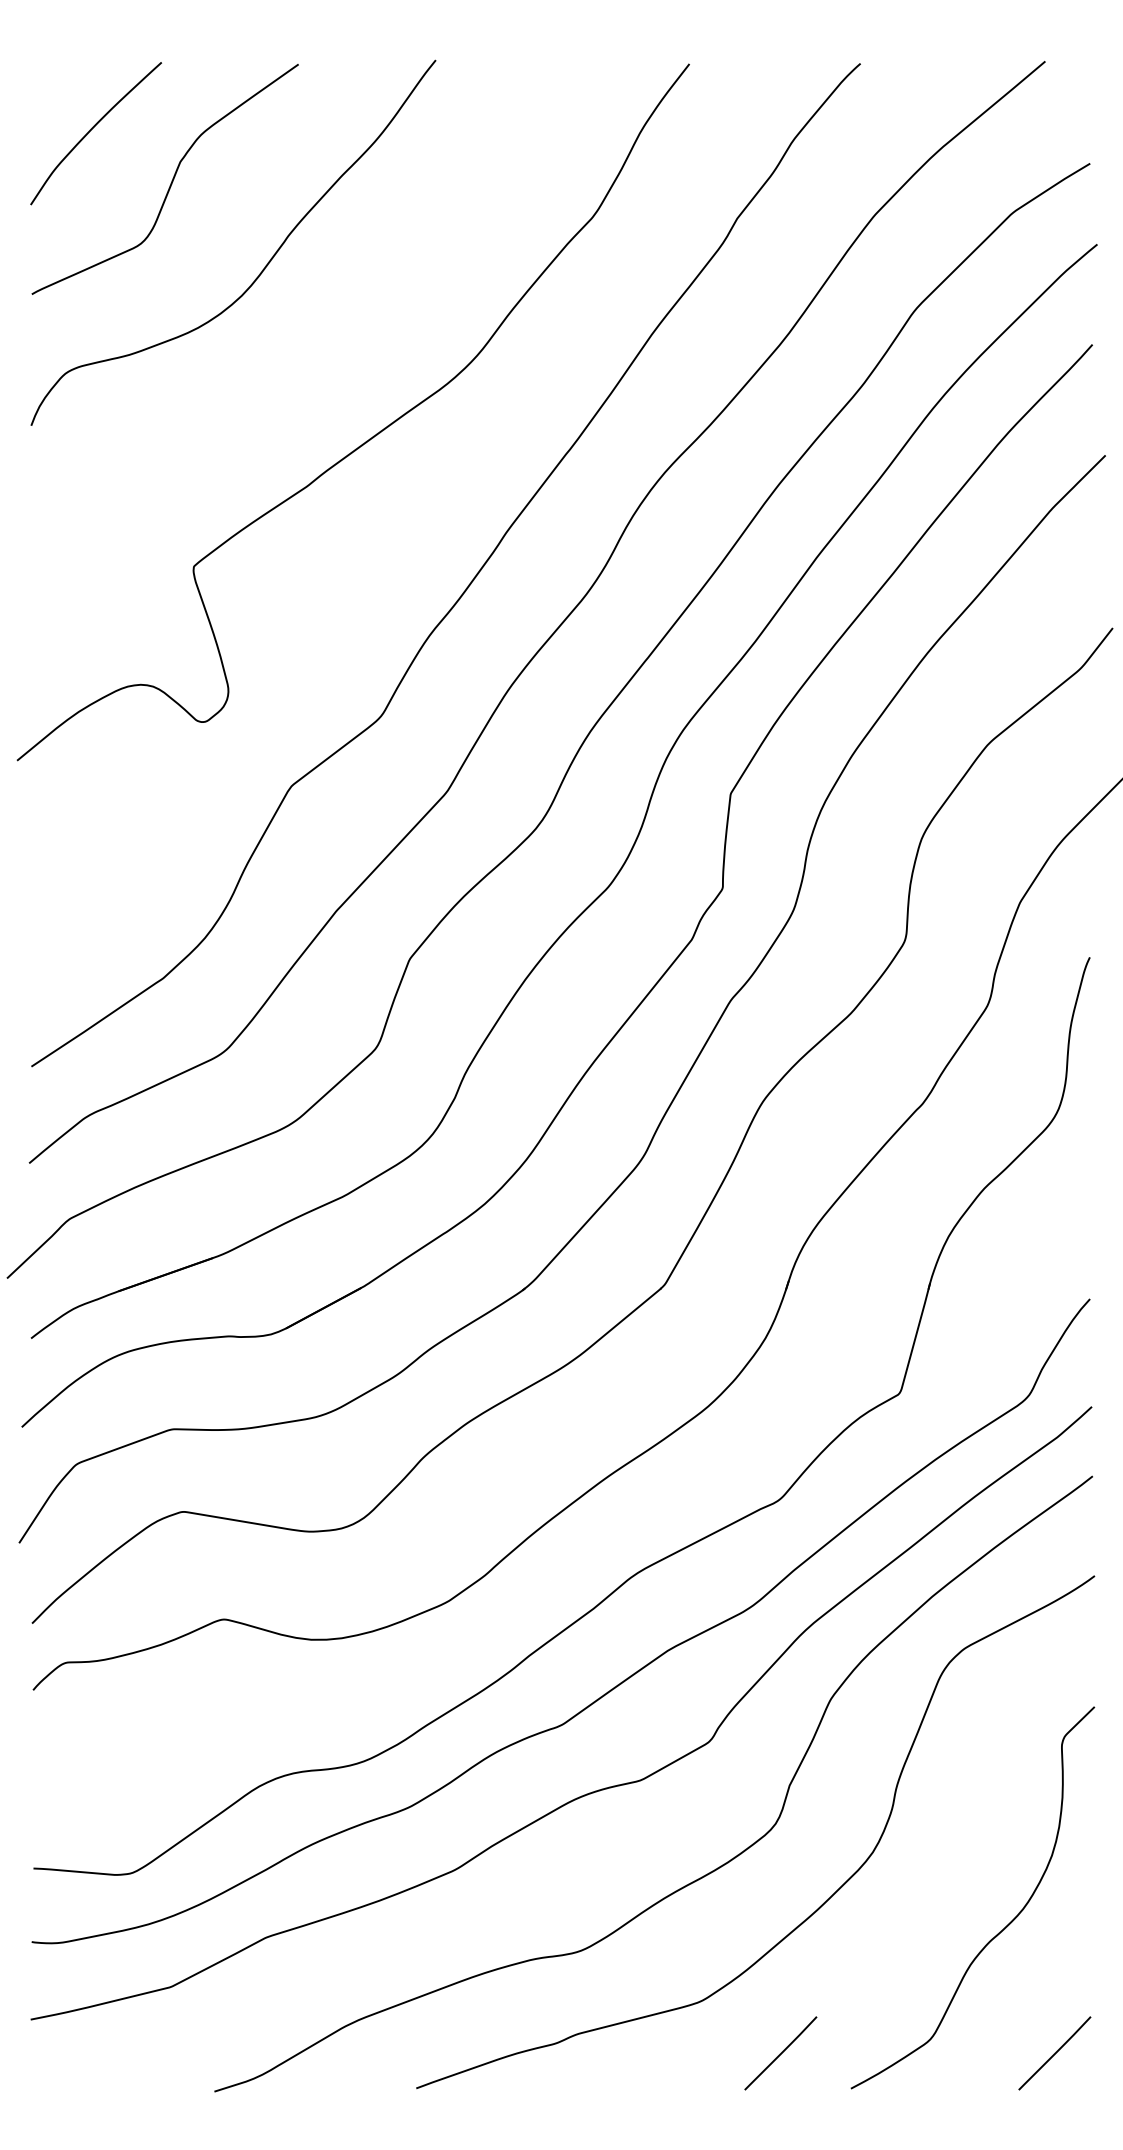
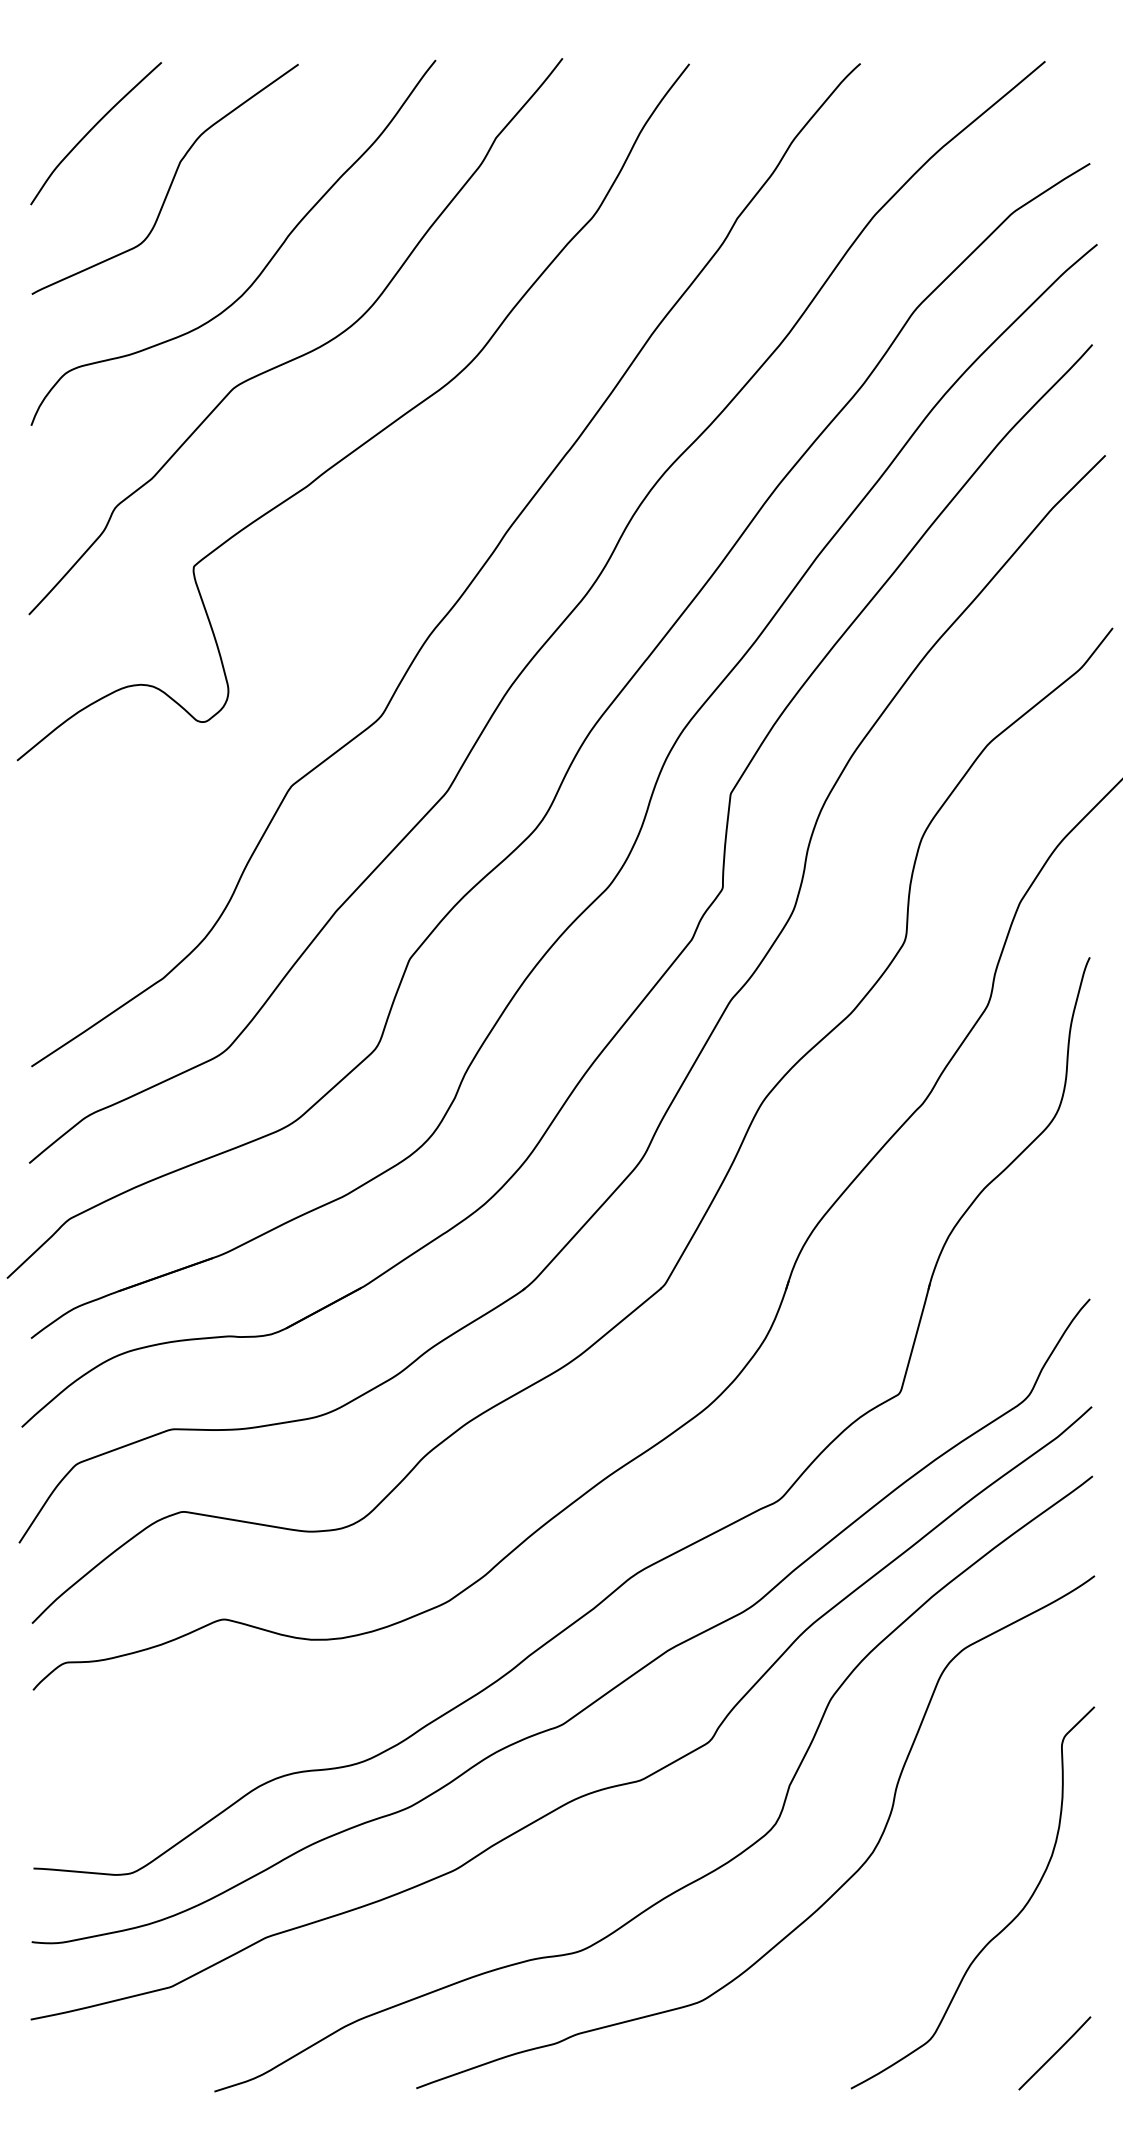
curve: none -> present (304, 353)
line: present -> none (780, 2053)
